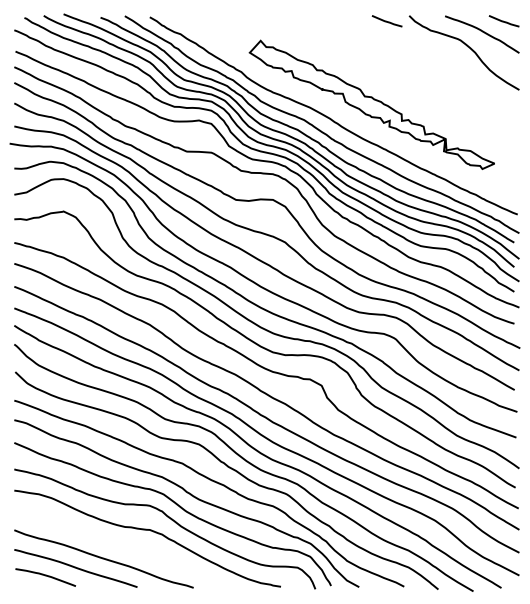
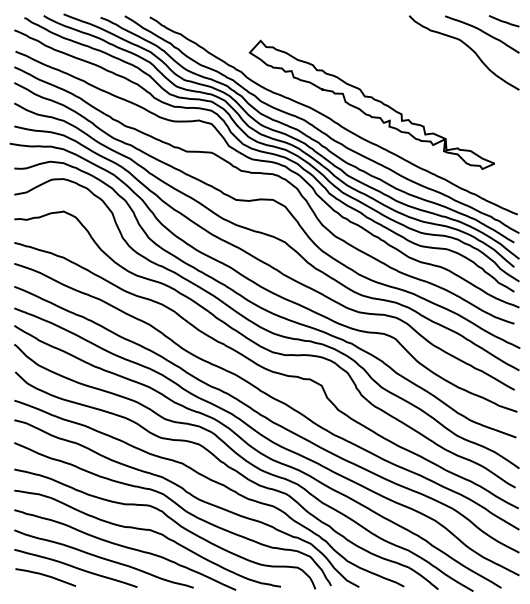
line: present -> none (386, 21)
curve: none -> present (126, 548)
